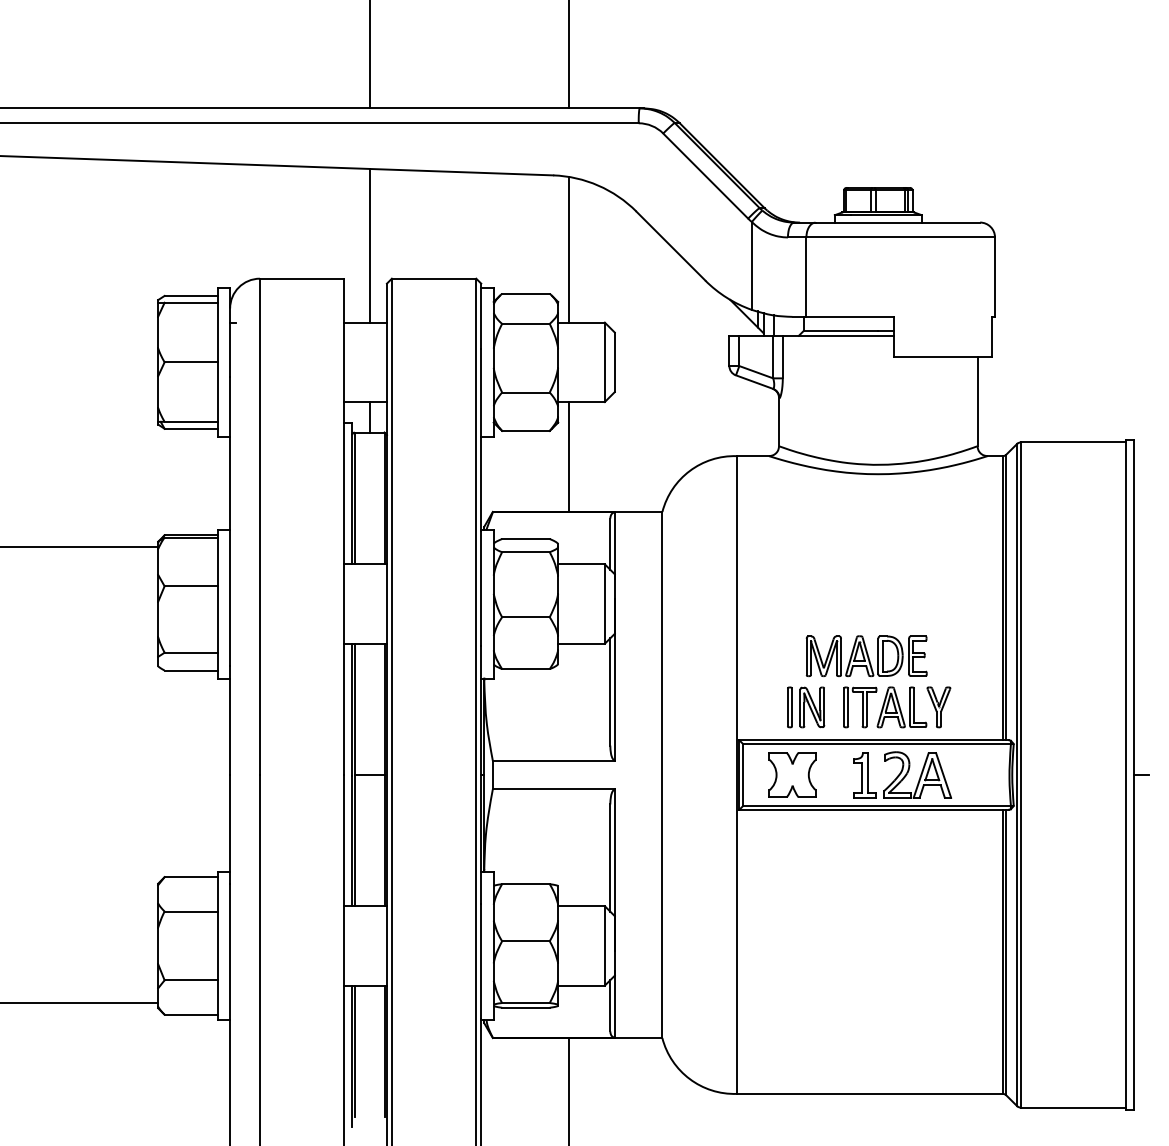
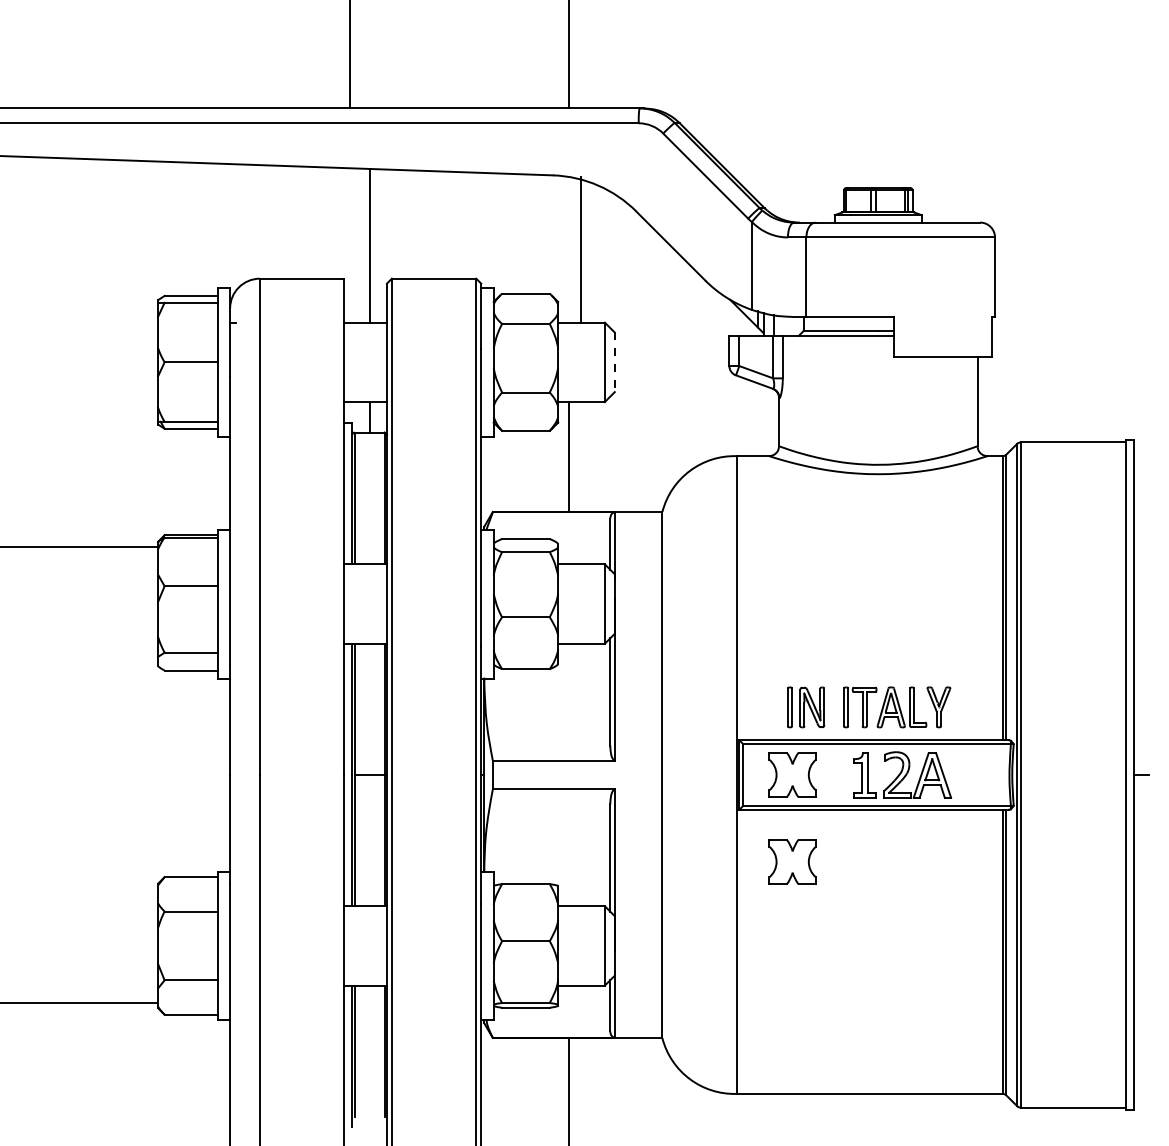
line position: (370, 55) -> (350, 55) (350, 55)
line position: (568, 249) -> (580, 249) (580, 249)
line: solid -> dashed (614, 362)
part: present -> none (866, 656)
part: none -> present (792, 861)
